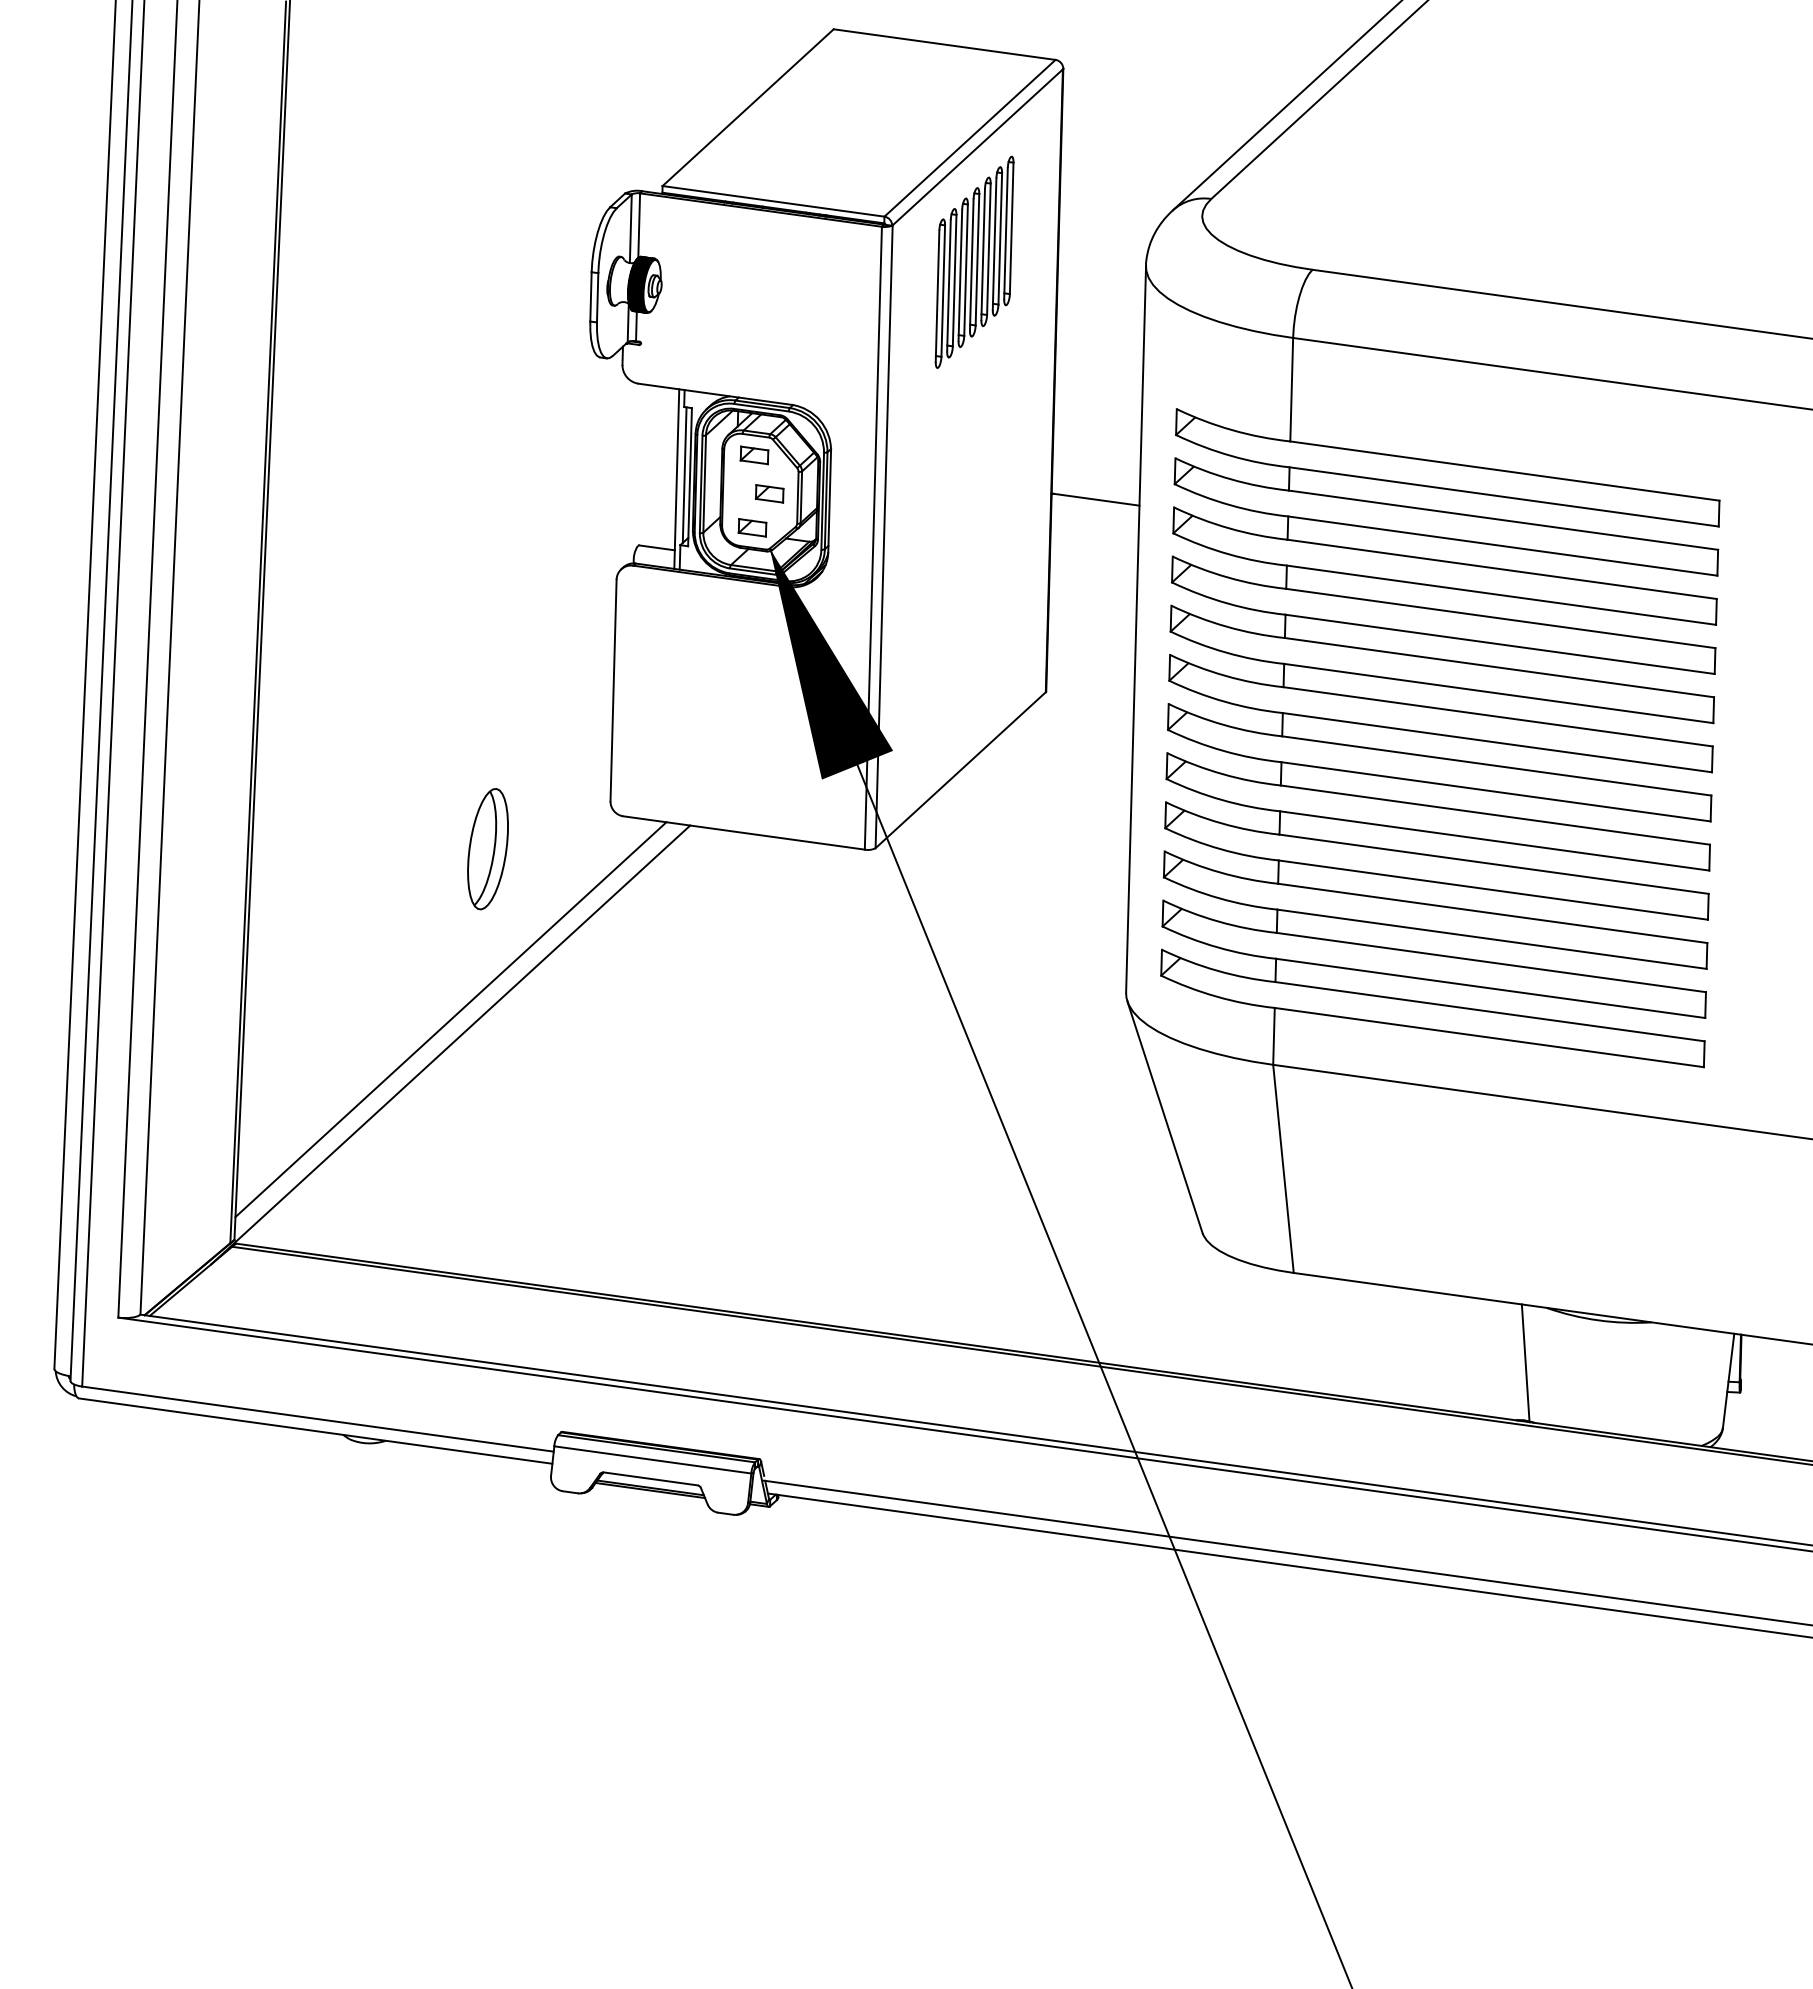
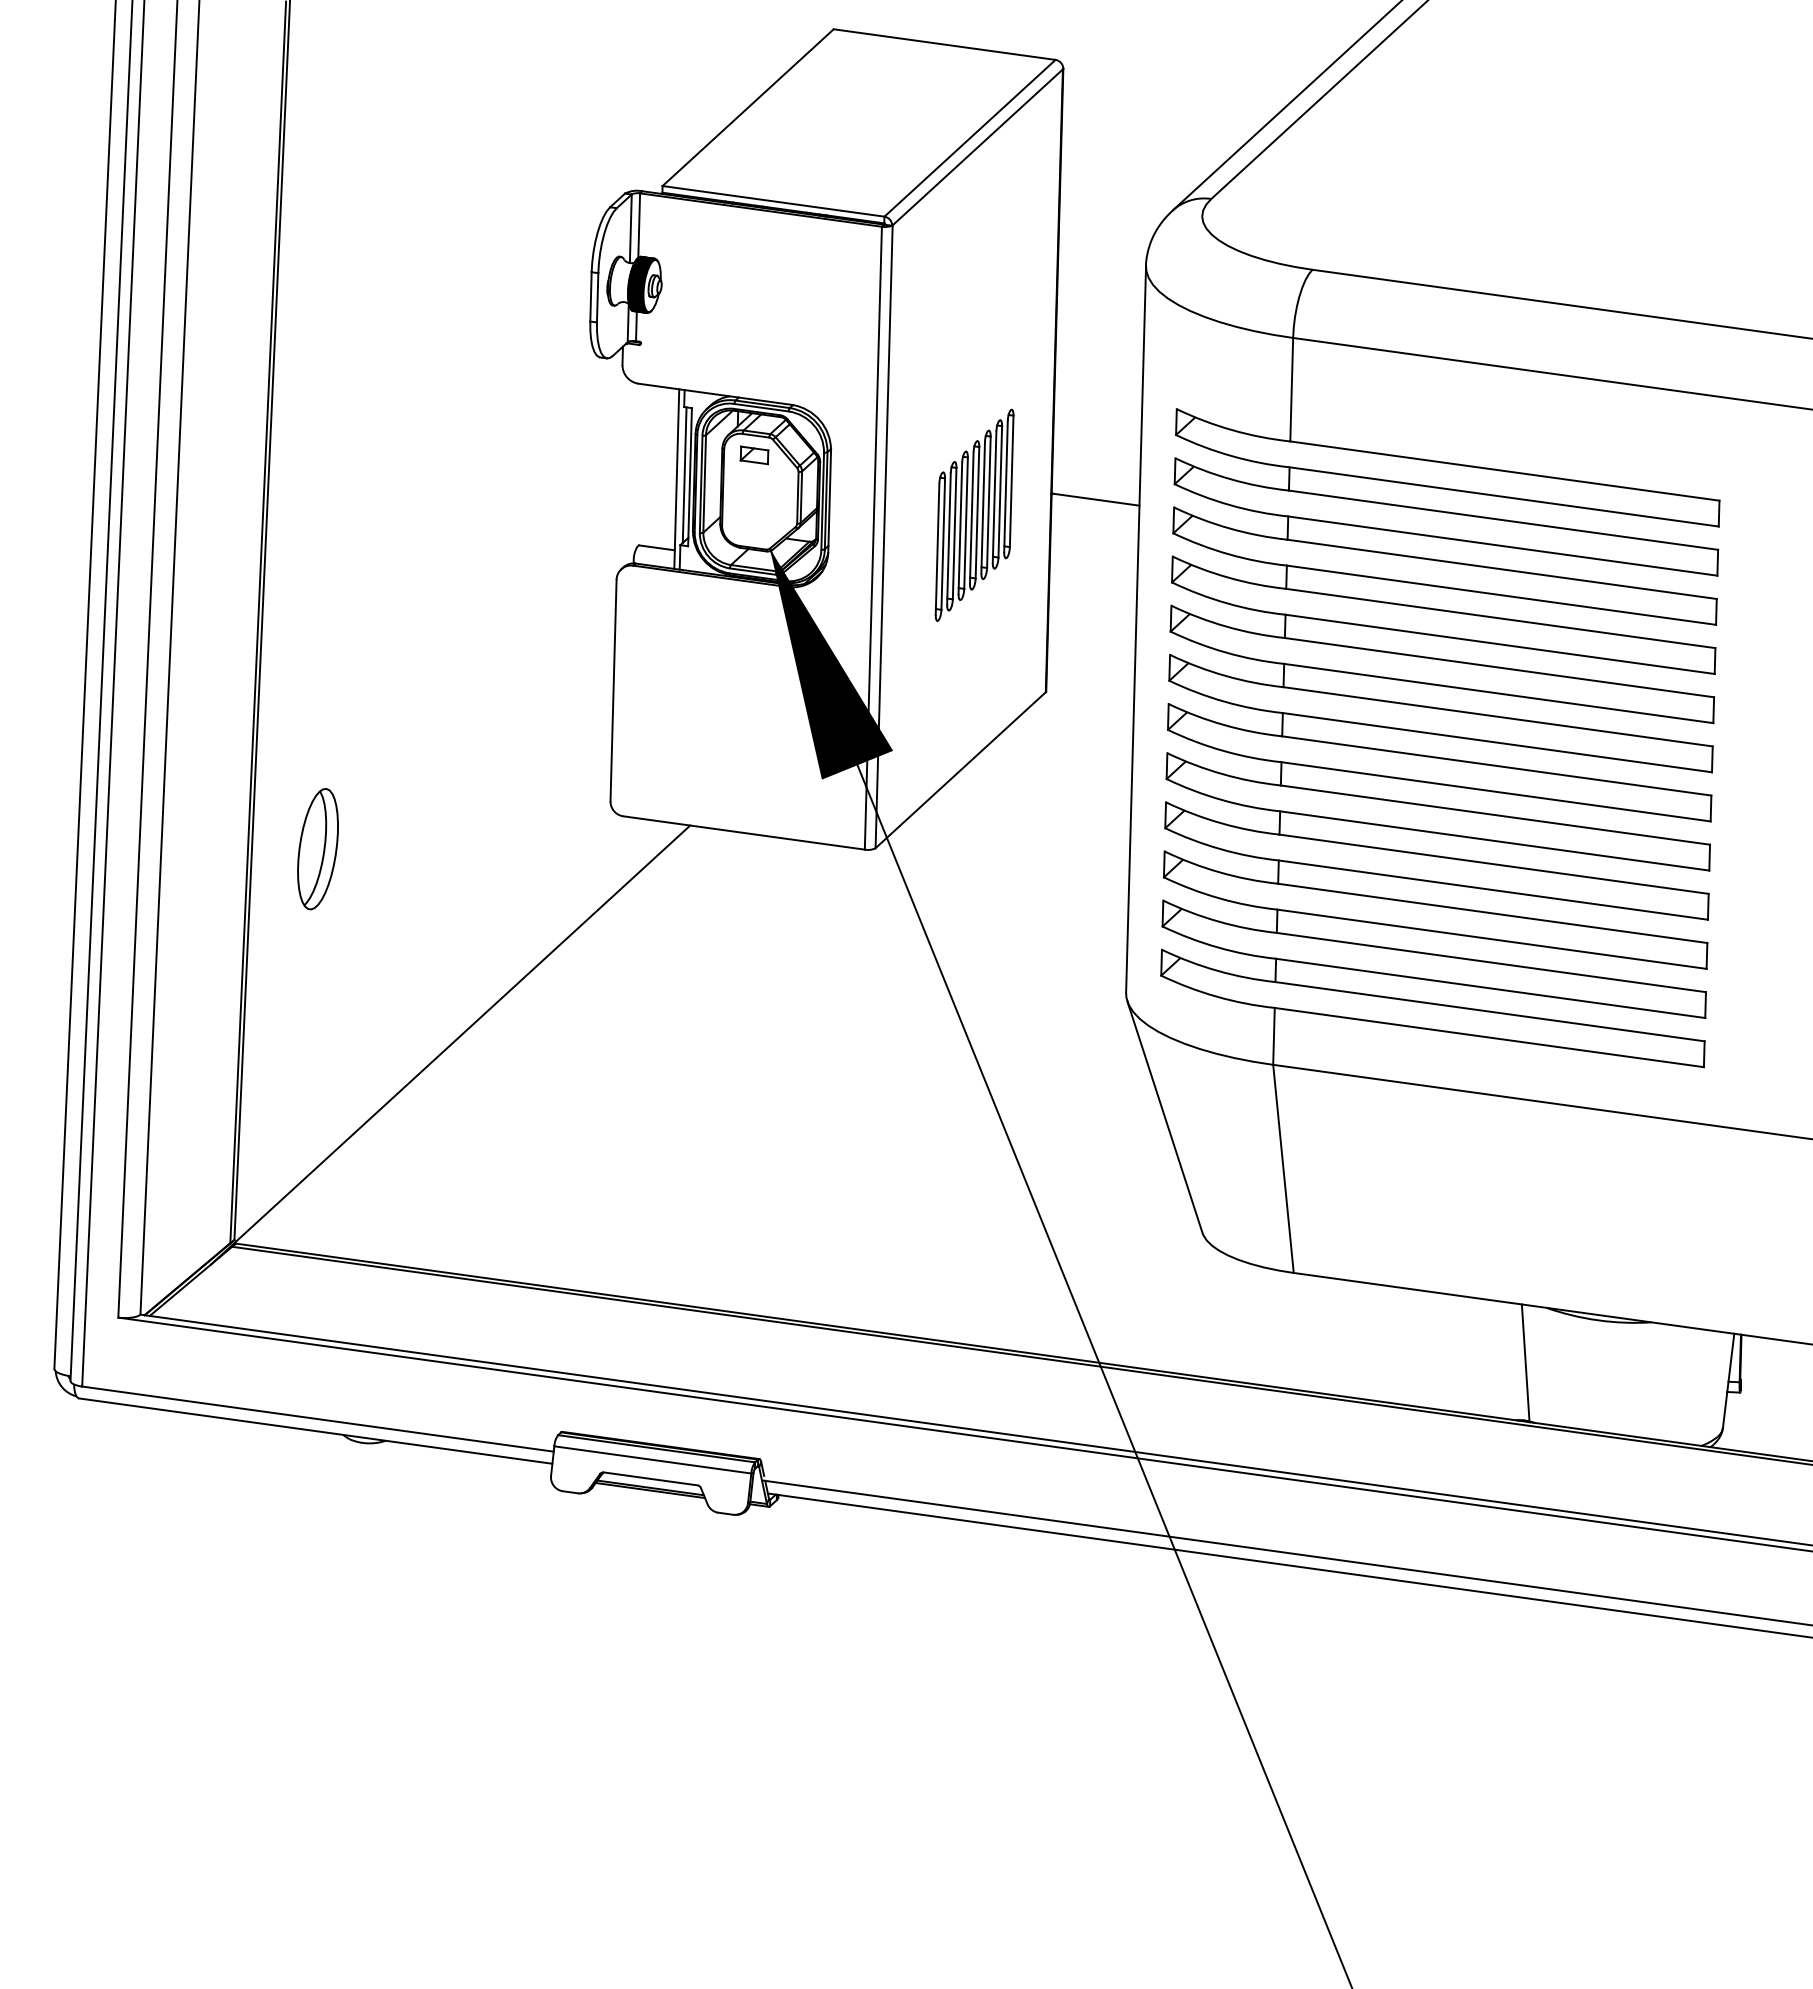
part position: (974, 261) -> (974, 514) (974, 514)
part: present -> none (769, 493)
part: present -> none (752, 527)
part position: (487, 849) -> (317, 849) (317, 849)
line: present -> none (450, 1019)
